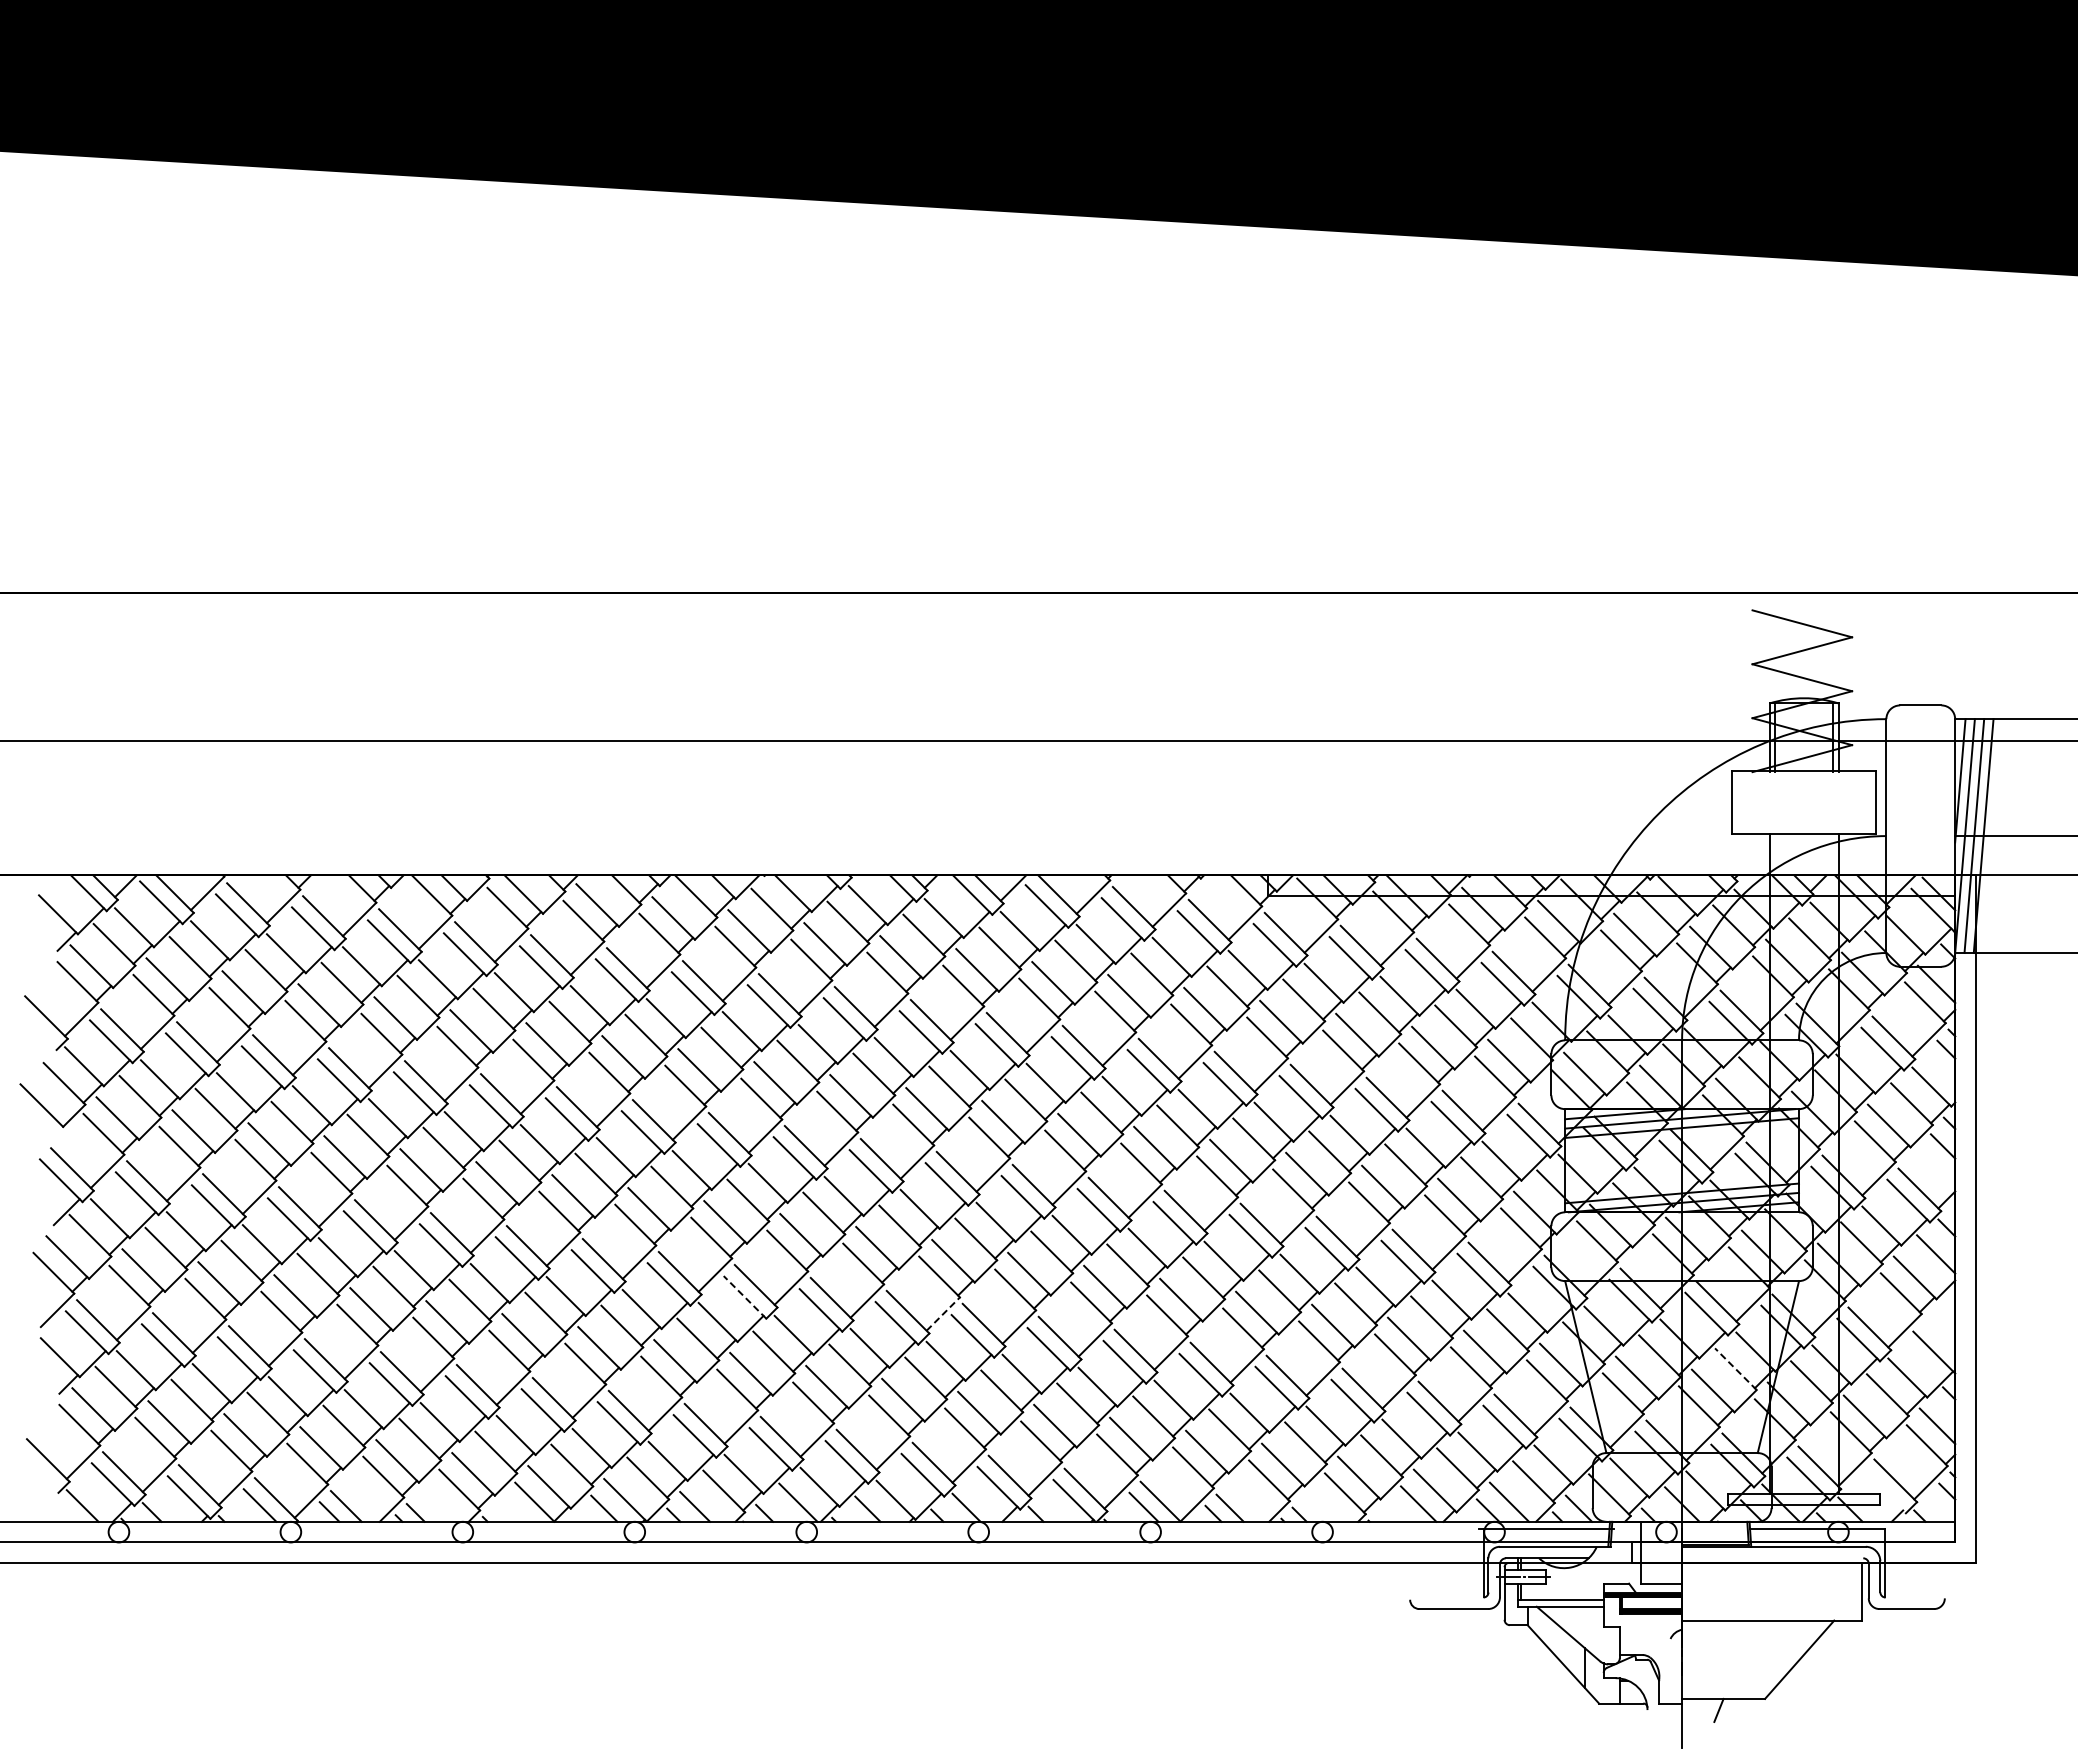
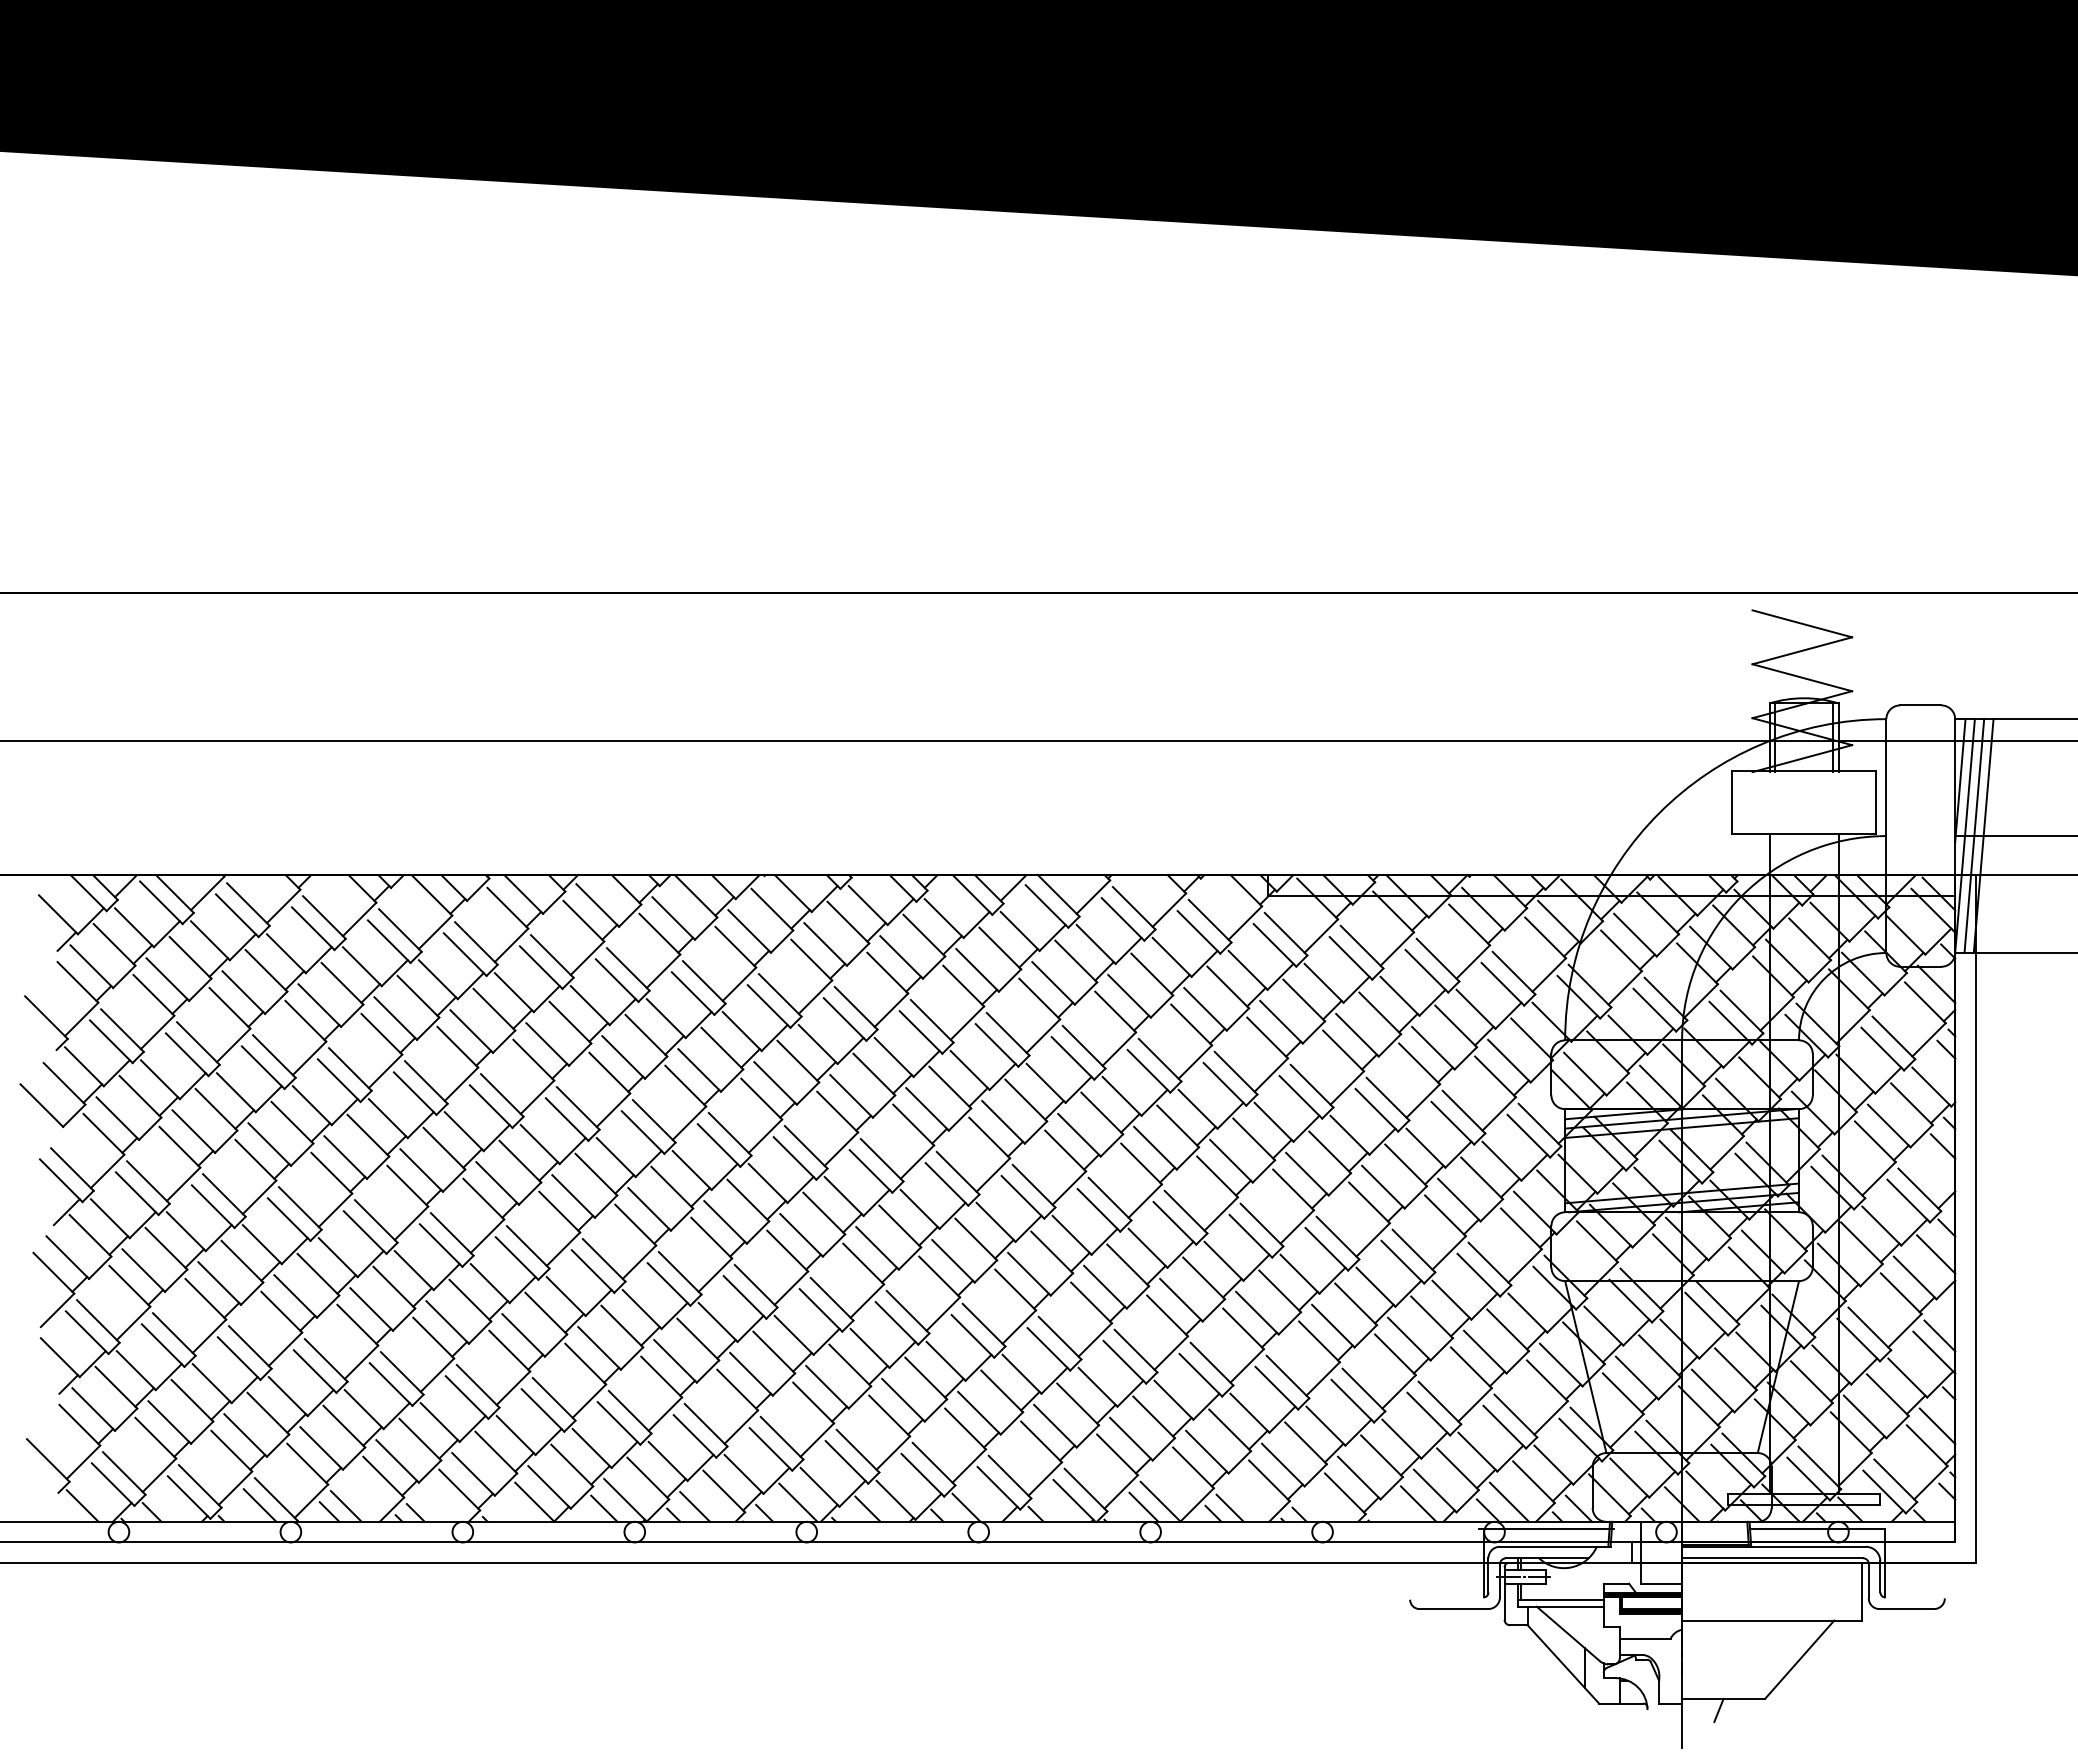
line: dashed -> solid (744, 1297)
line: dashed -> solid (943, 1314)
line: none -> present (1939, 1335)
line: dashed -> solid (1735, 1368)
line: none -> present (1884, 1491)
line: none -> present (1772, 1558)
line: none -> present (1644, 1639)
